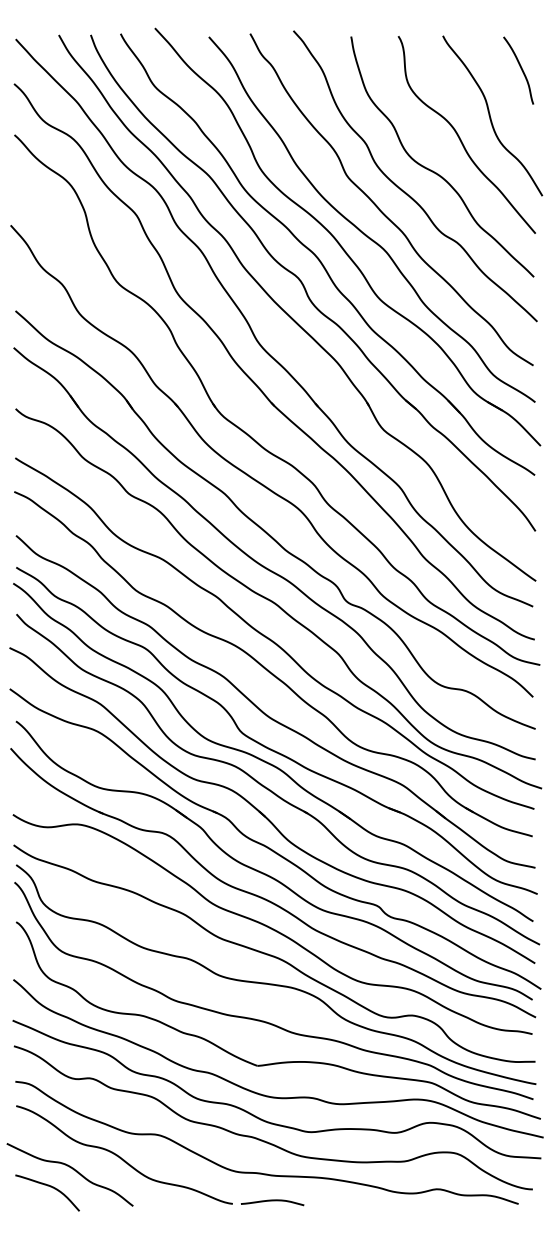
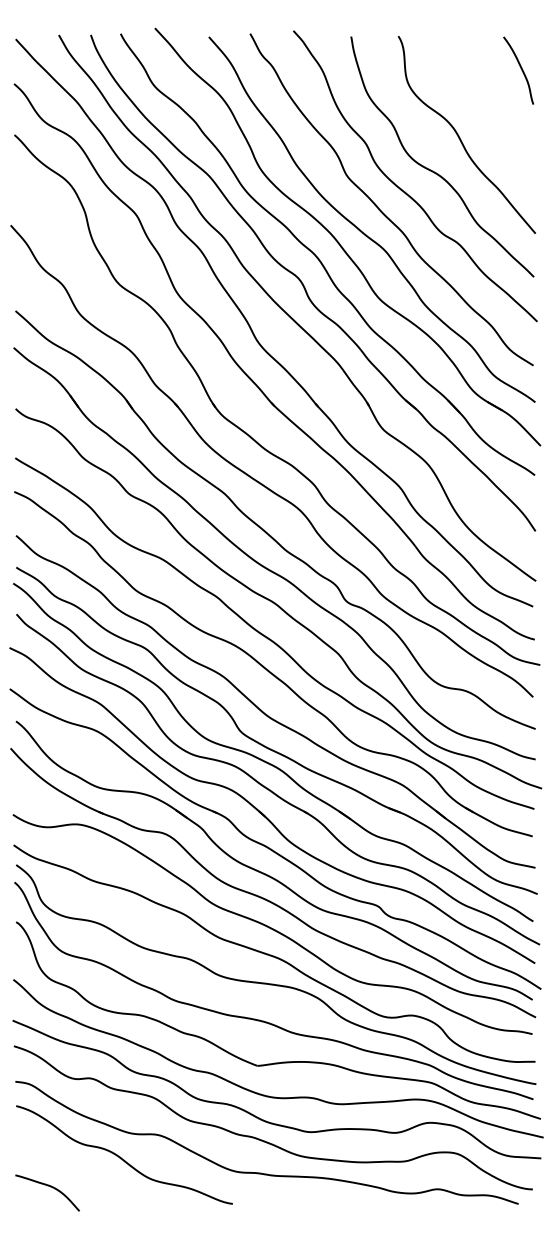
curve: present -> none (490, 115)
curve: present -> none (73, 1170)
curve: present -> none (272, 1201)
